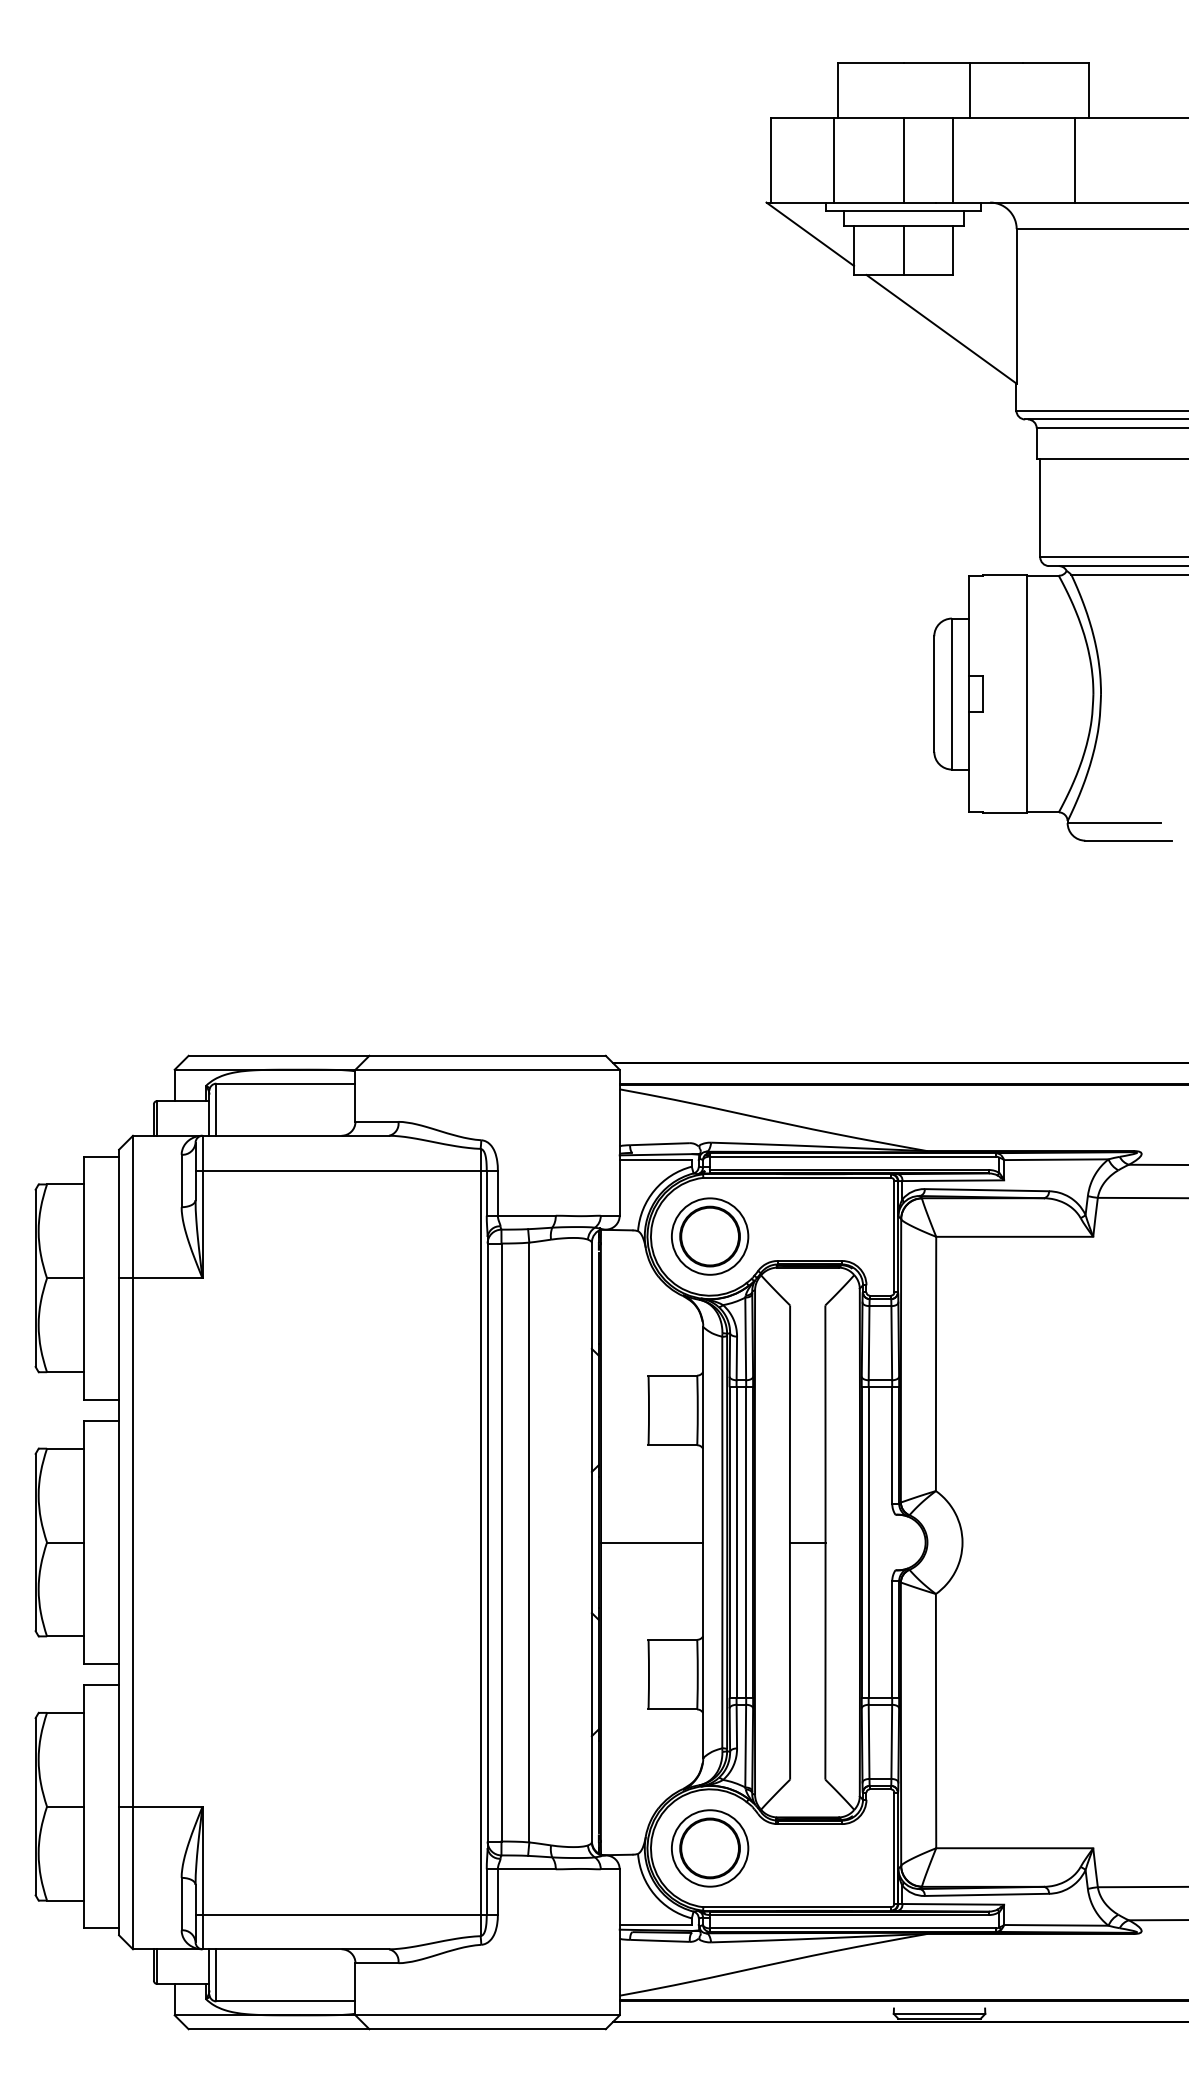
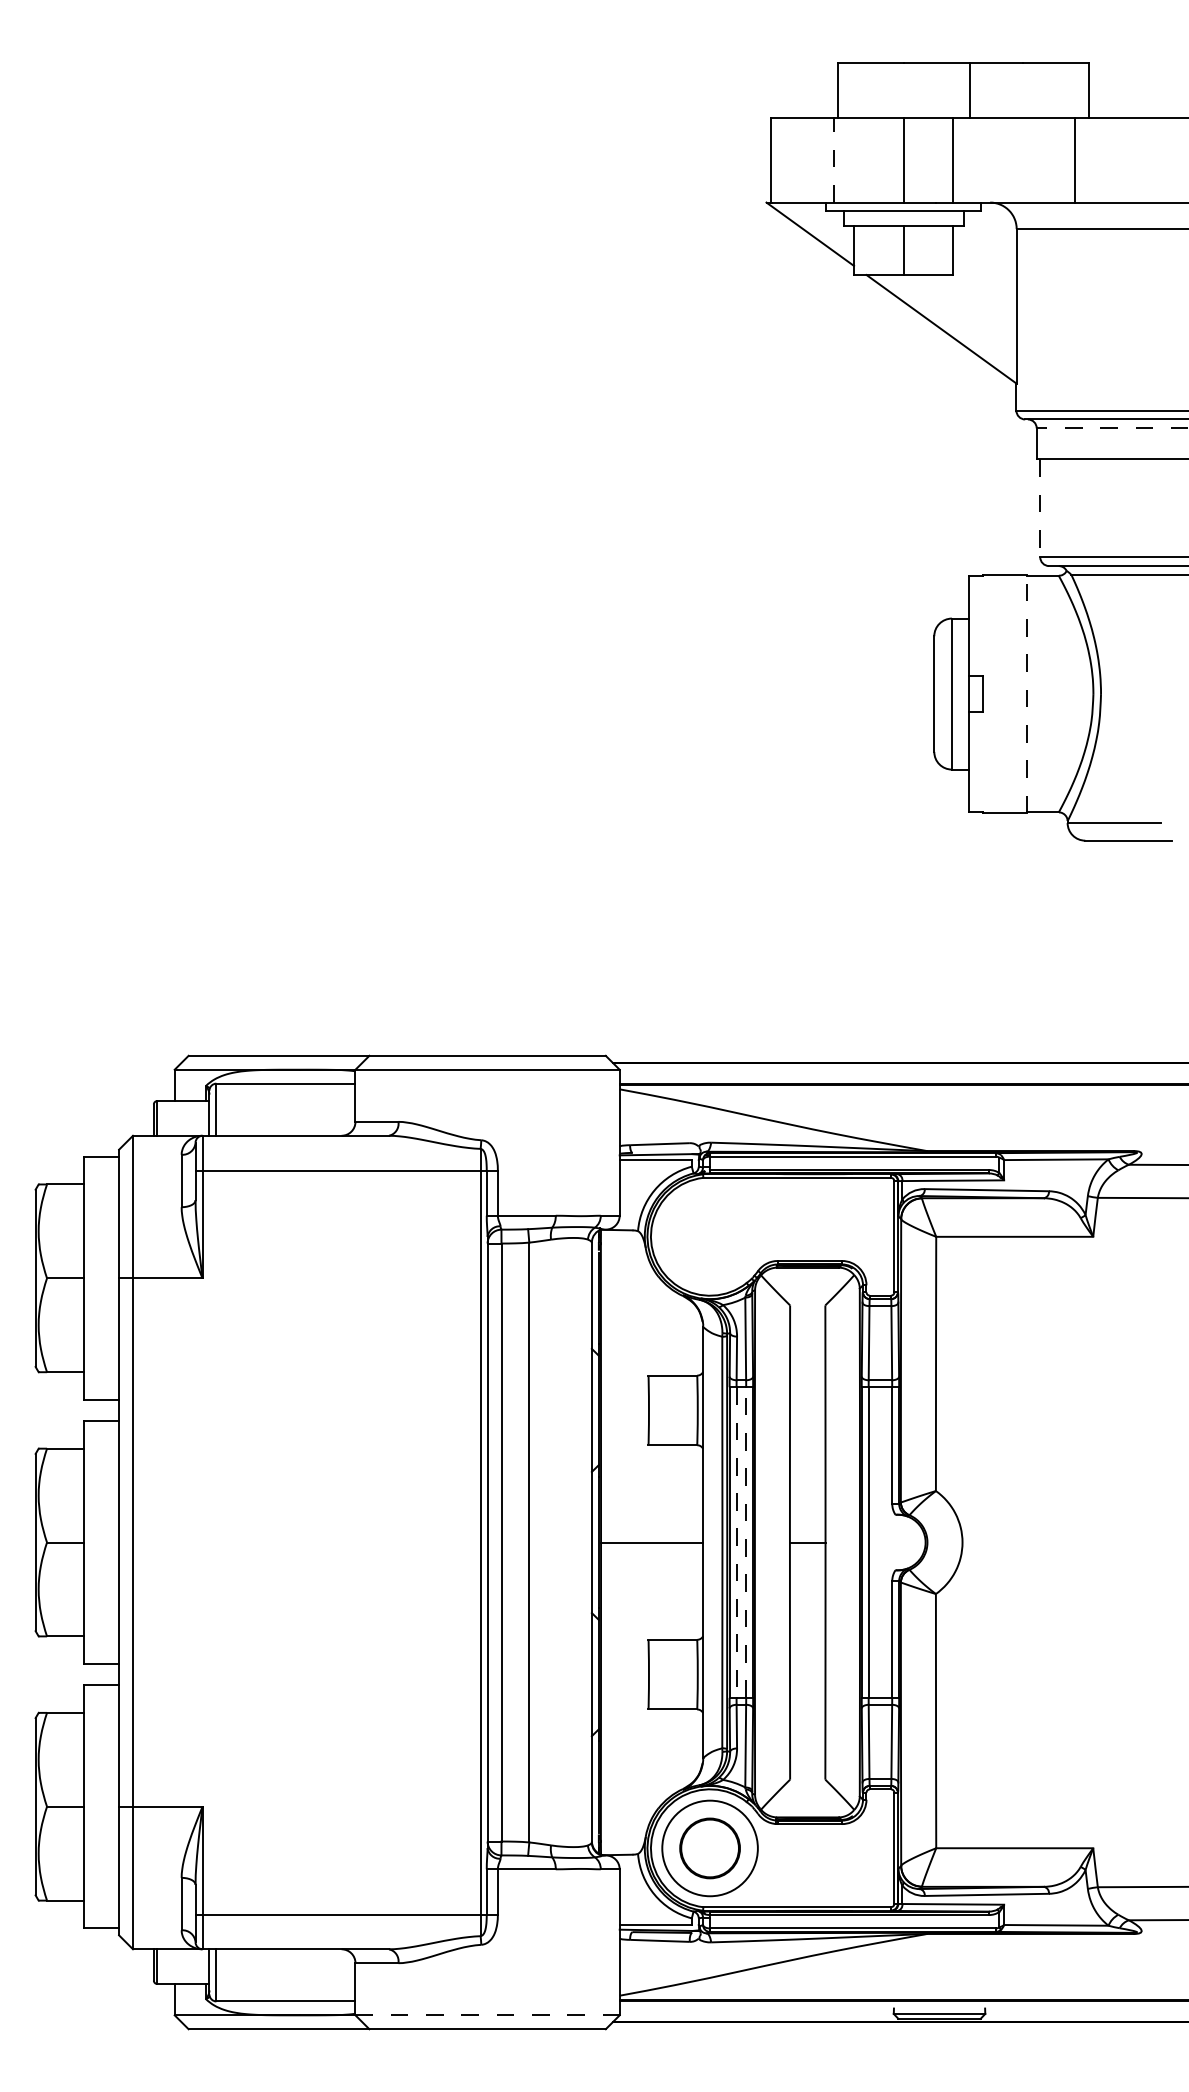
line: solid -> dashed (833, 159)
line: solid -> dashed (1112, 428)
line: solid -> dashed (1040, 508)
line: solid -> dashed (1027, 693)
part: present -> none (710, 1236)
line: solid -> dashed (746, 1542)
line: solid -> dashed (736, 1543)
circle diameter: 76 px -> 96 px (709, 1848)
line: solid -> dashed (488, 2015)
